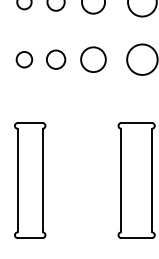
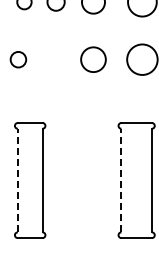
circle position: (24, 59) -> (18, 59) (18, 59)
circle: present -> none (56, 59)
line: solid -> dashed (17, 180)
line: solid -> dashed (121, 180)
